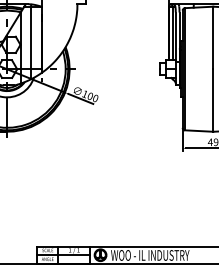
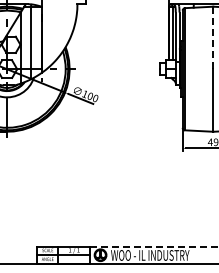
line: solid -> dashed (213, 37)
line: solid -> dashed (154, 246)
